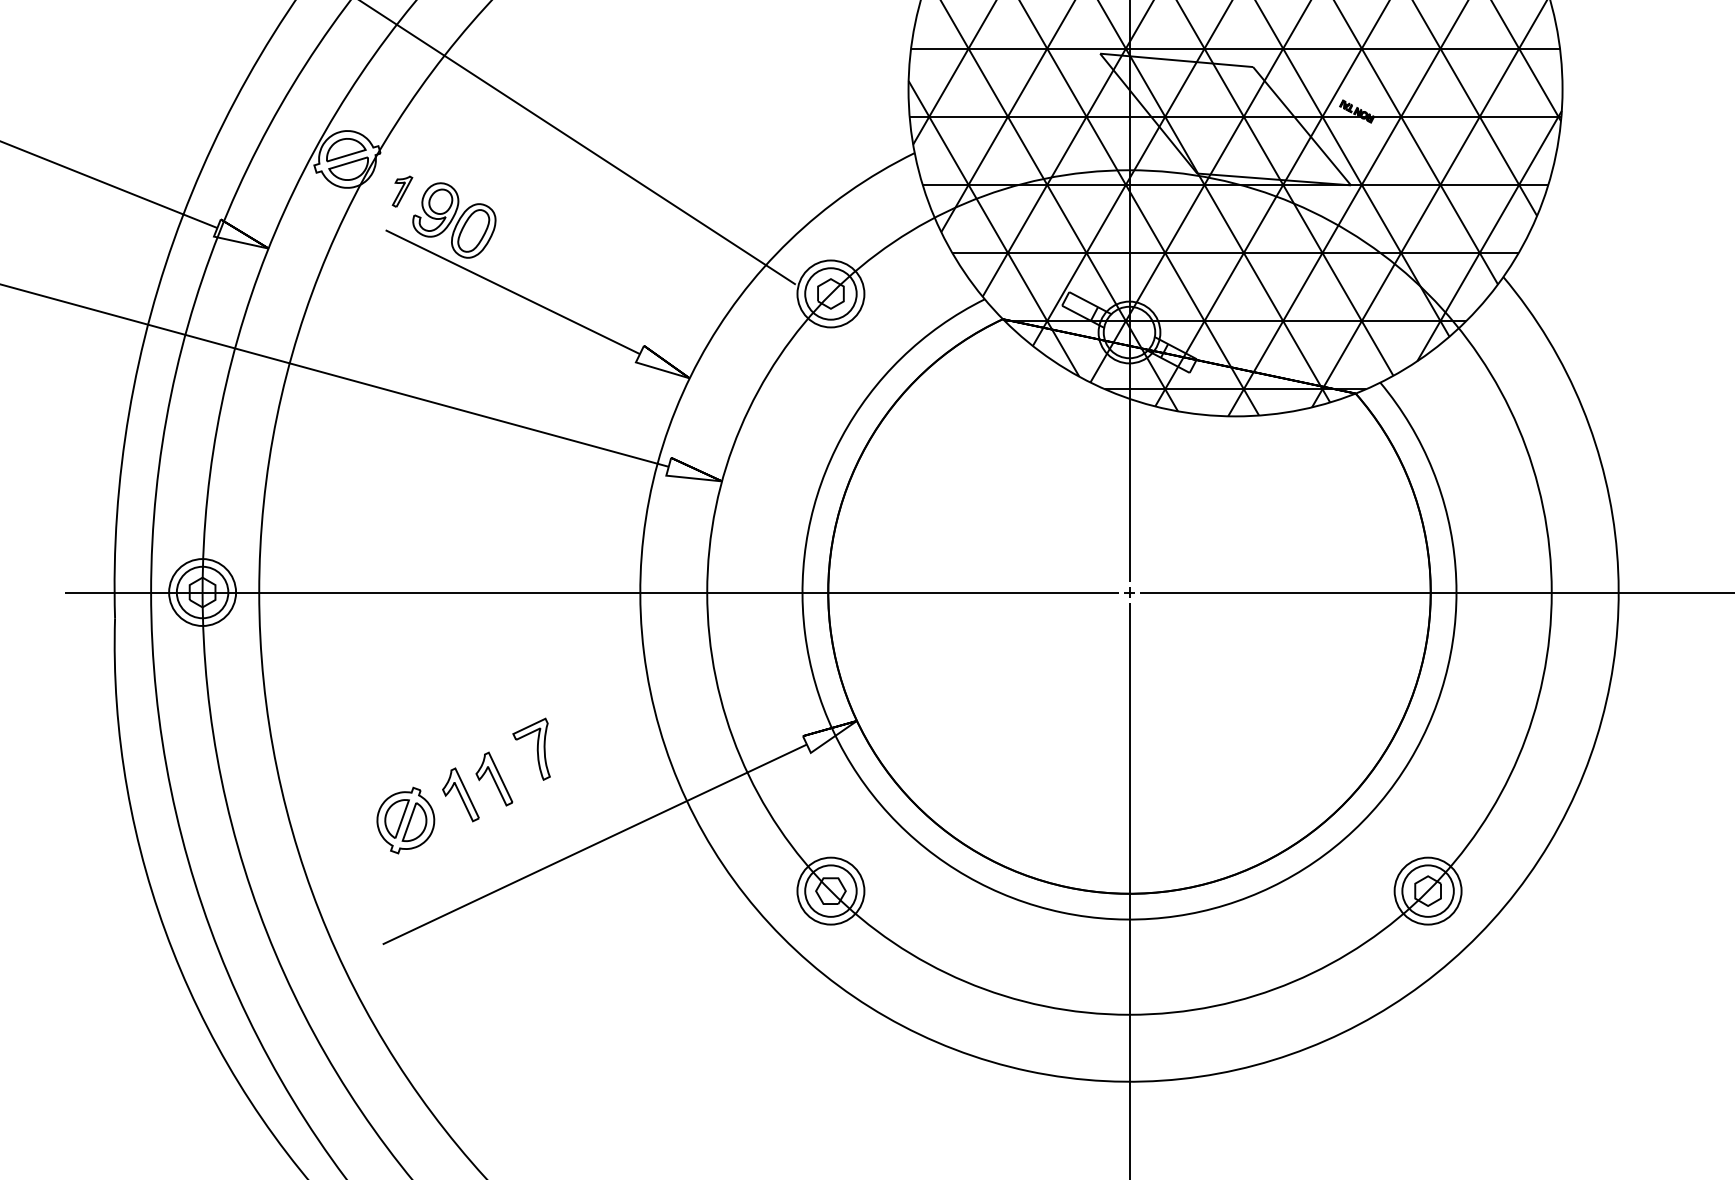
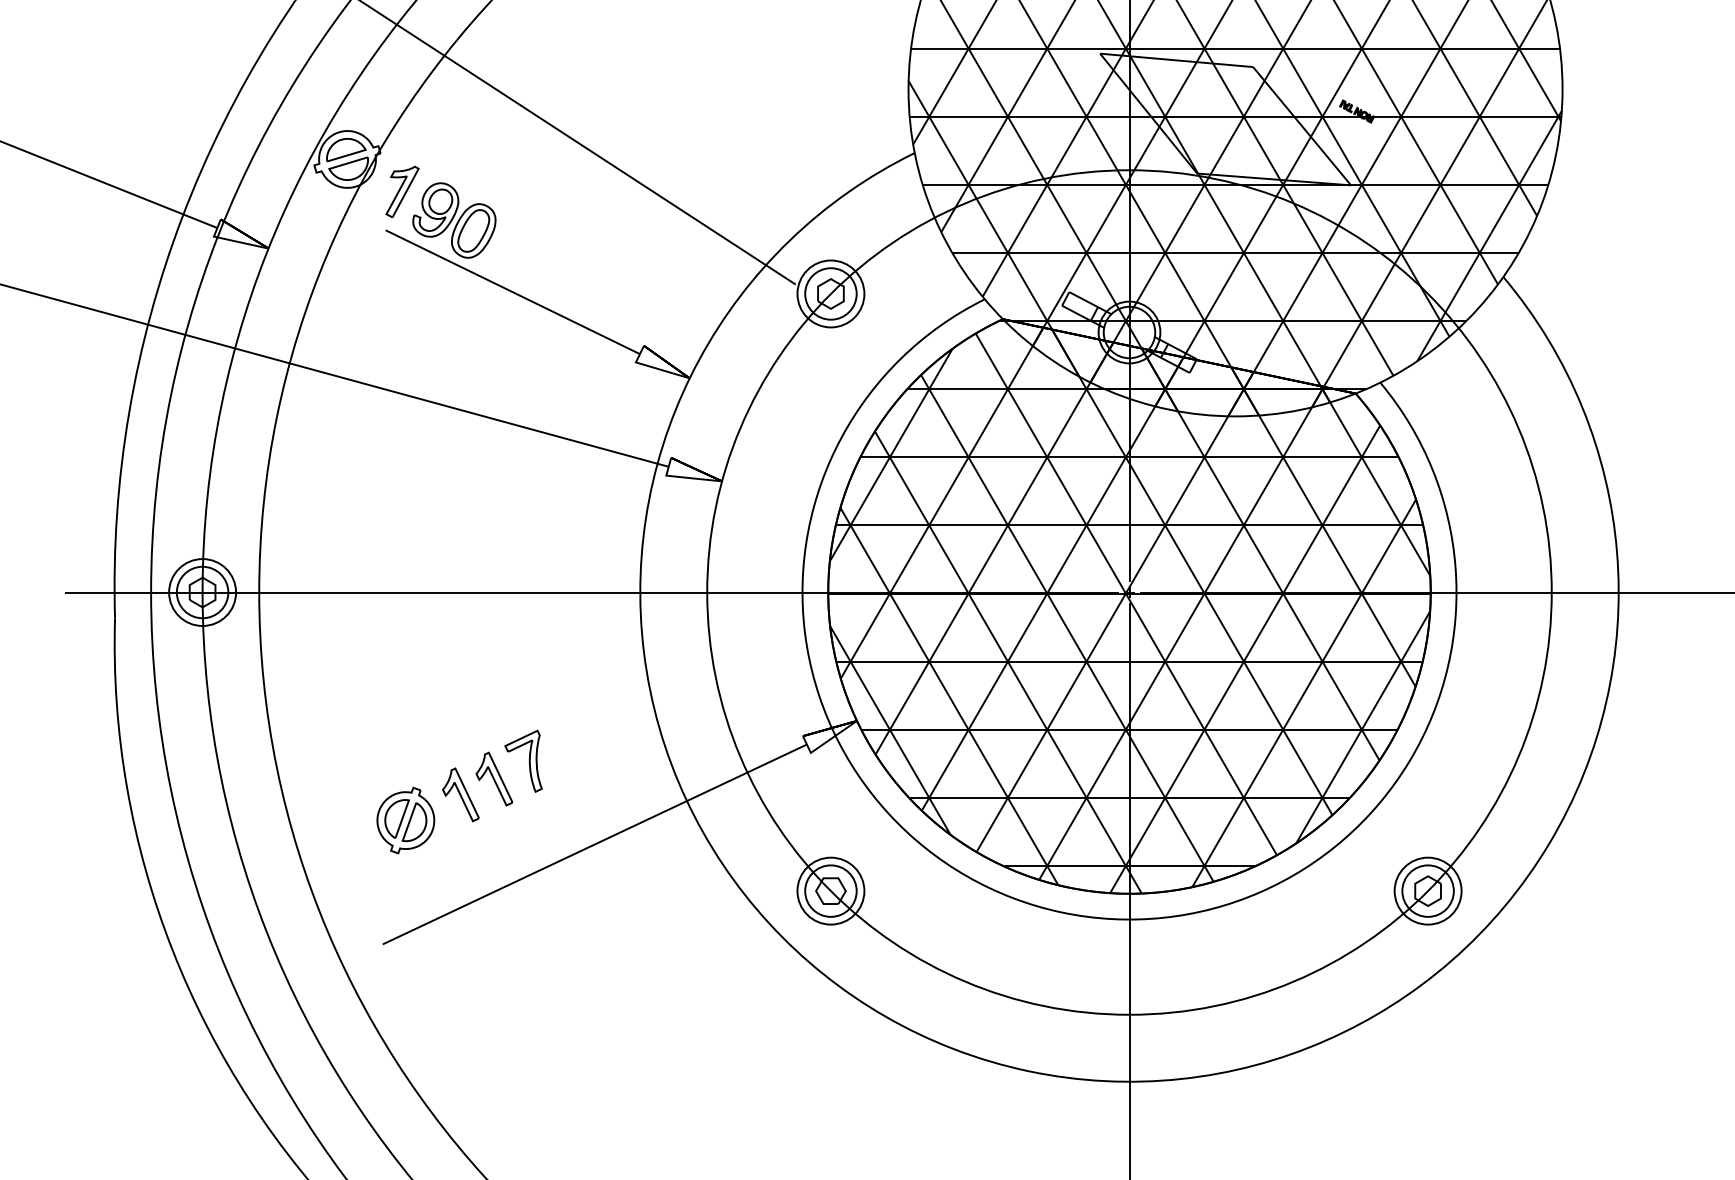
part size: 23x33 px -> 35x53 px (402, 191)
hatch: none -> present (1129, 607)
part position: (531, 748) -> (523, 760) (523, 760)
